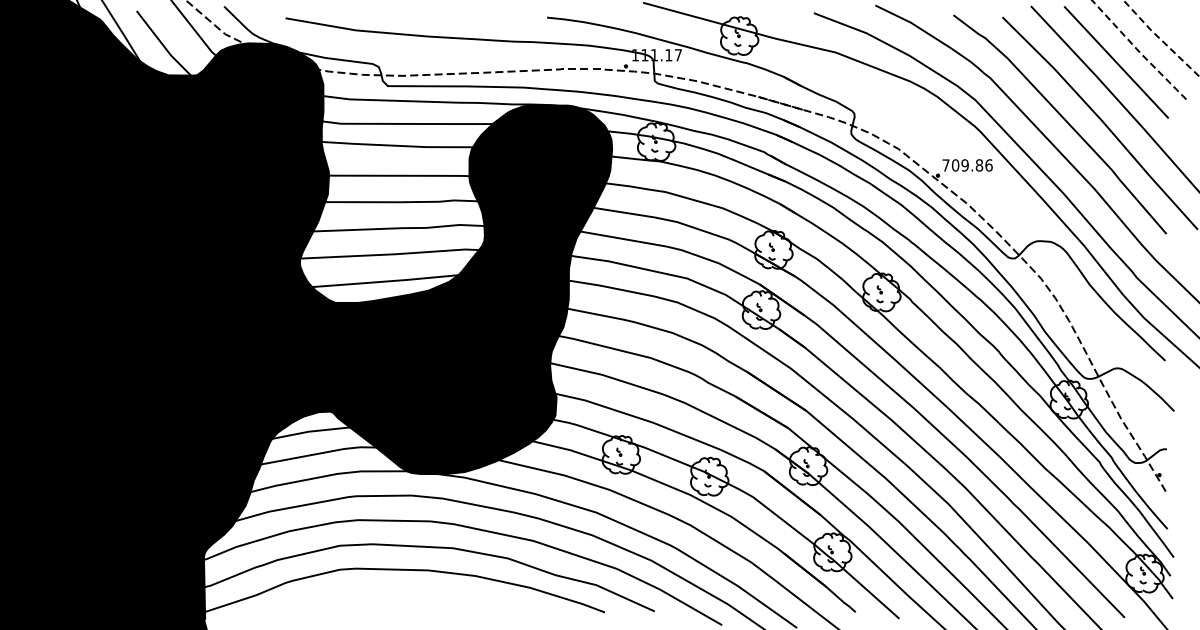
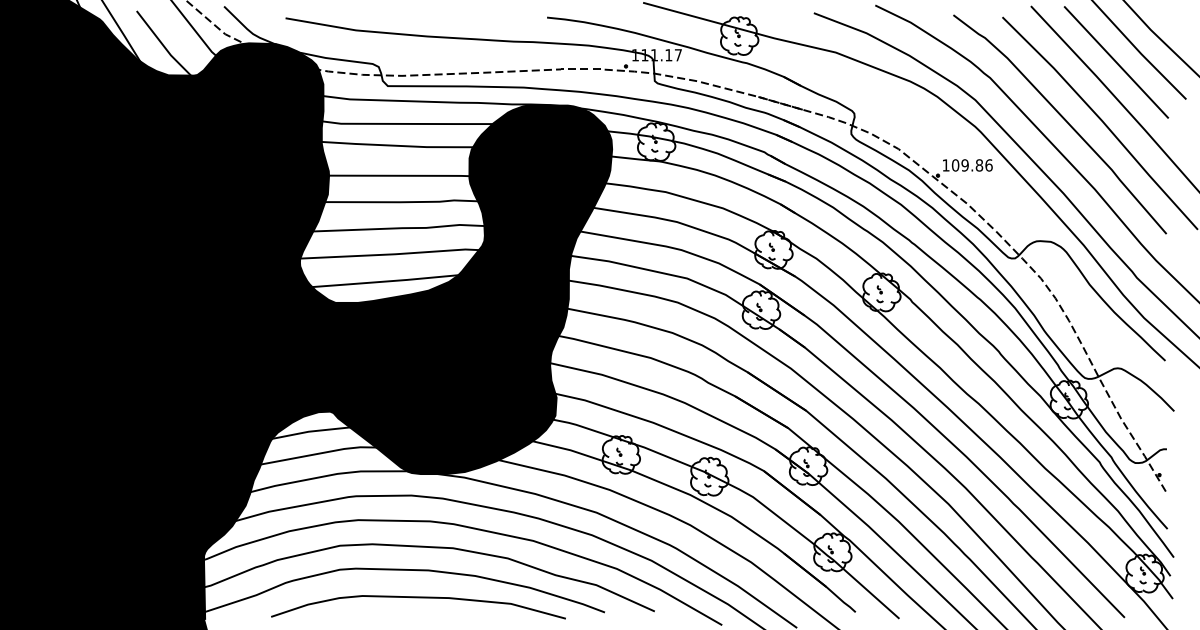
line: dashed -> solid (1160, 39)
line: dashed -> solid (1138, 51)
text: 709.86 -> 109.86 (945, 165)
curve: none -> present (418, 598)
